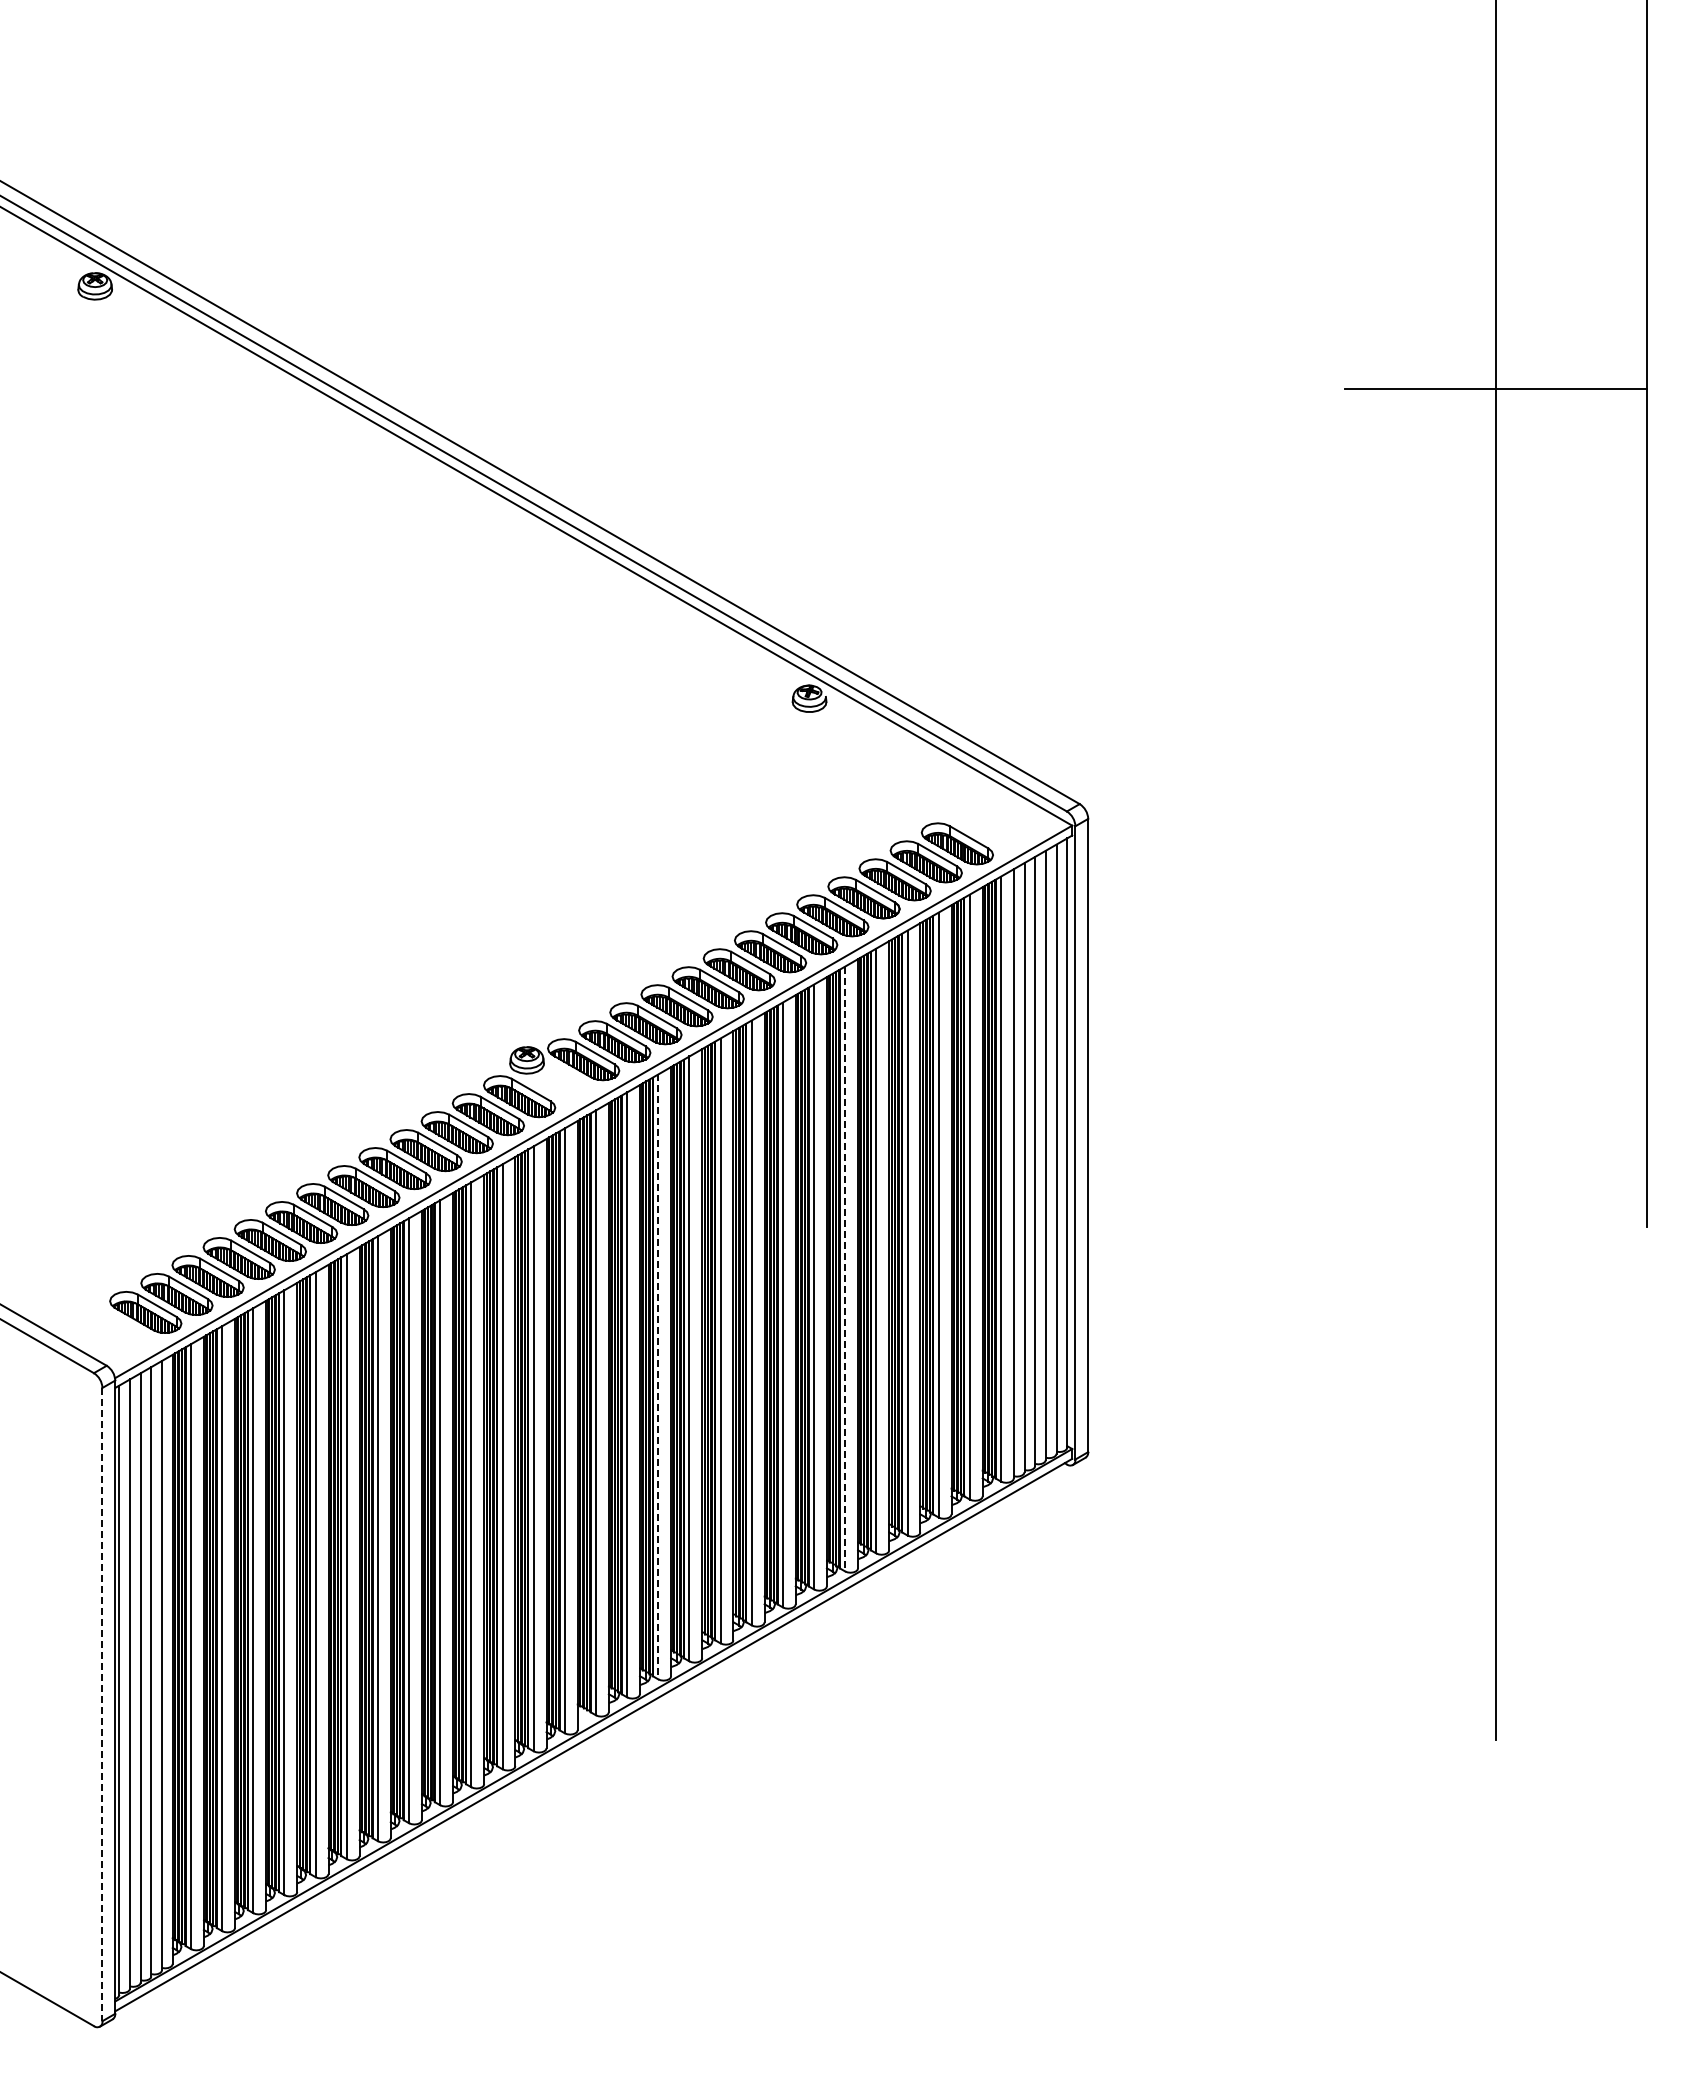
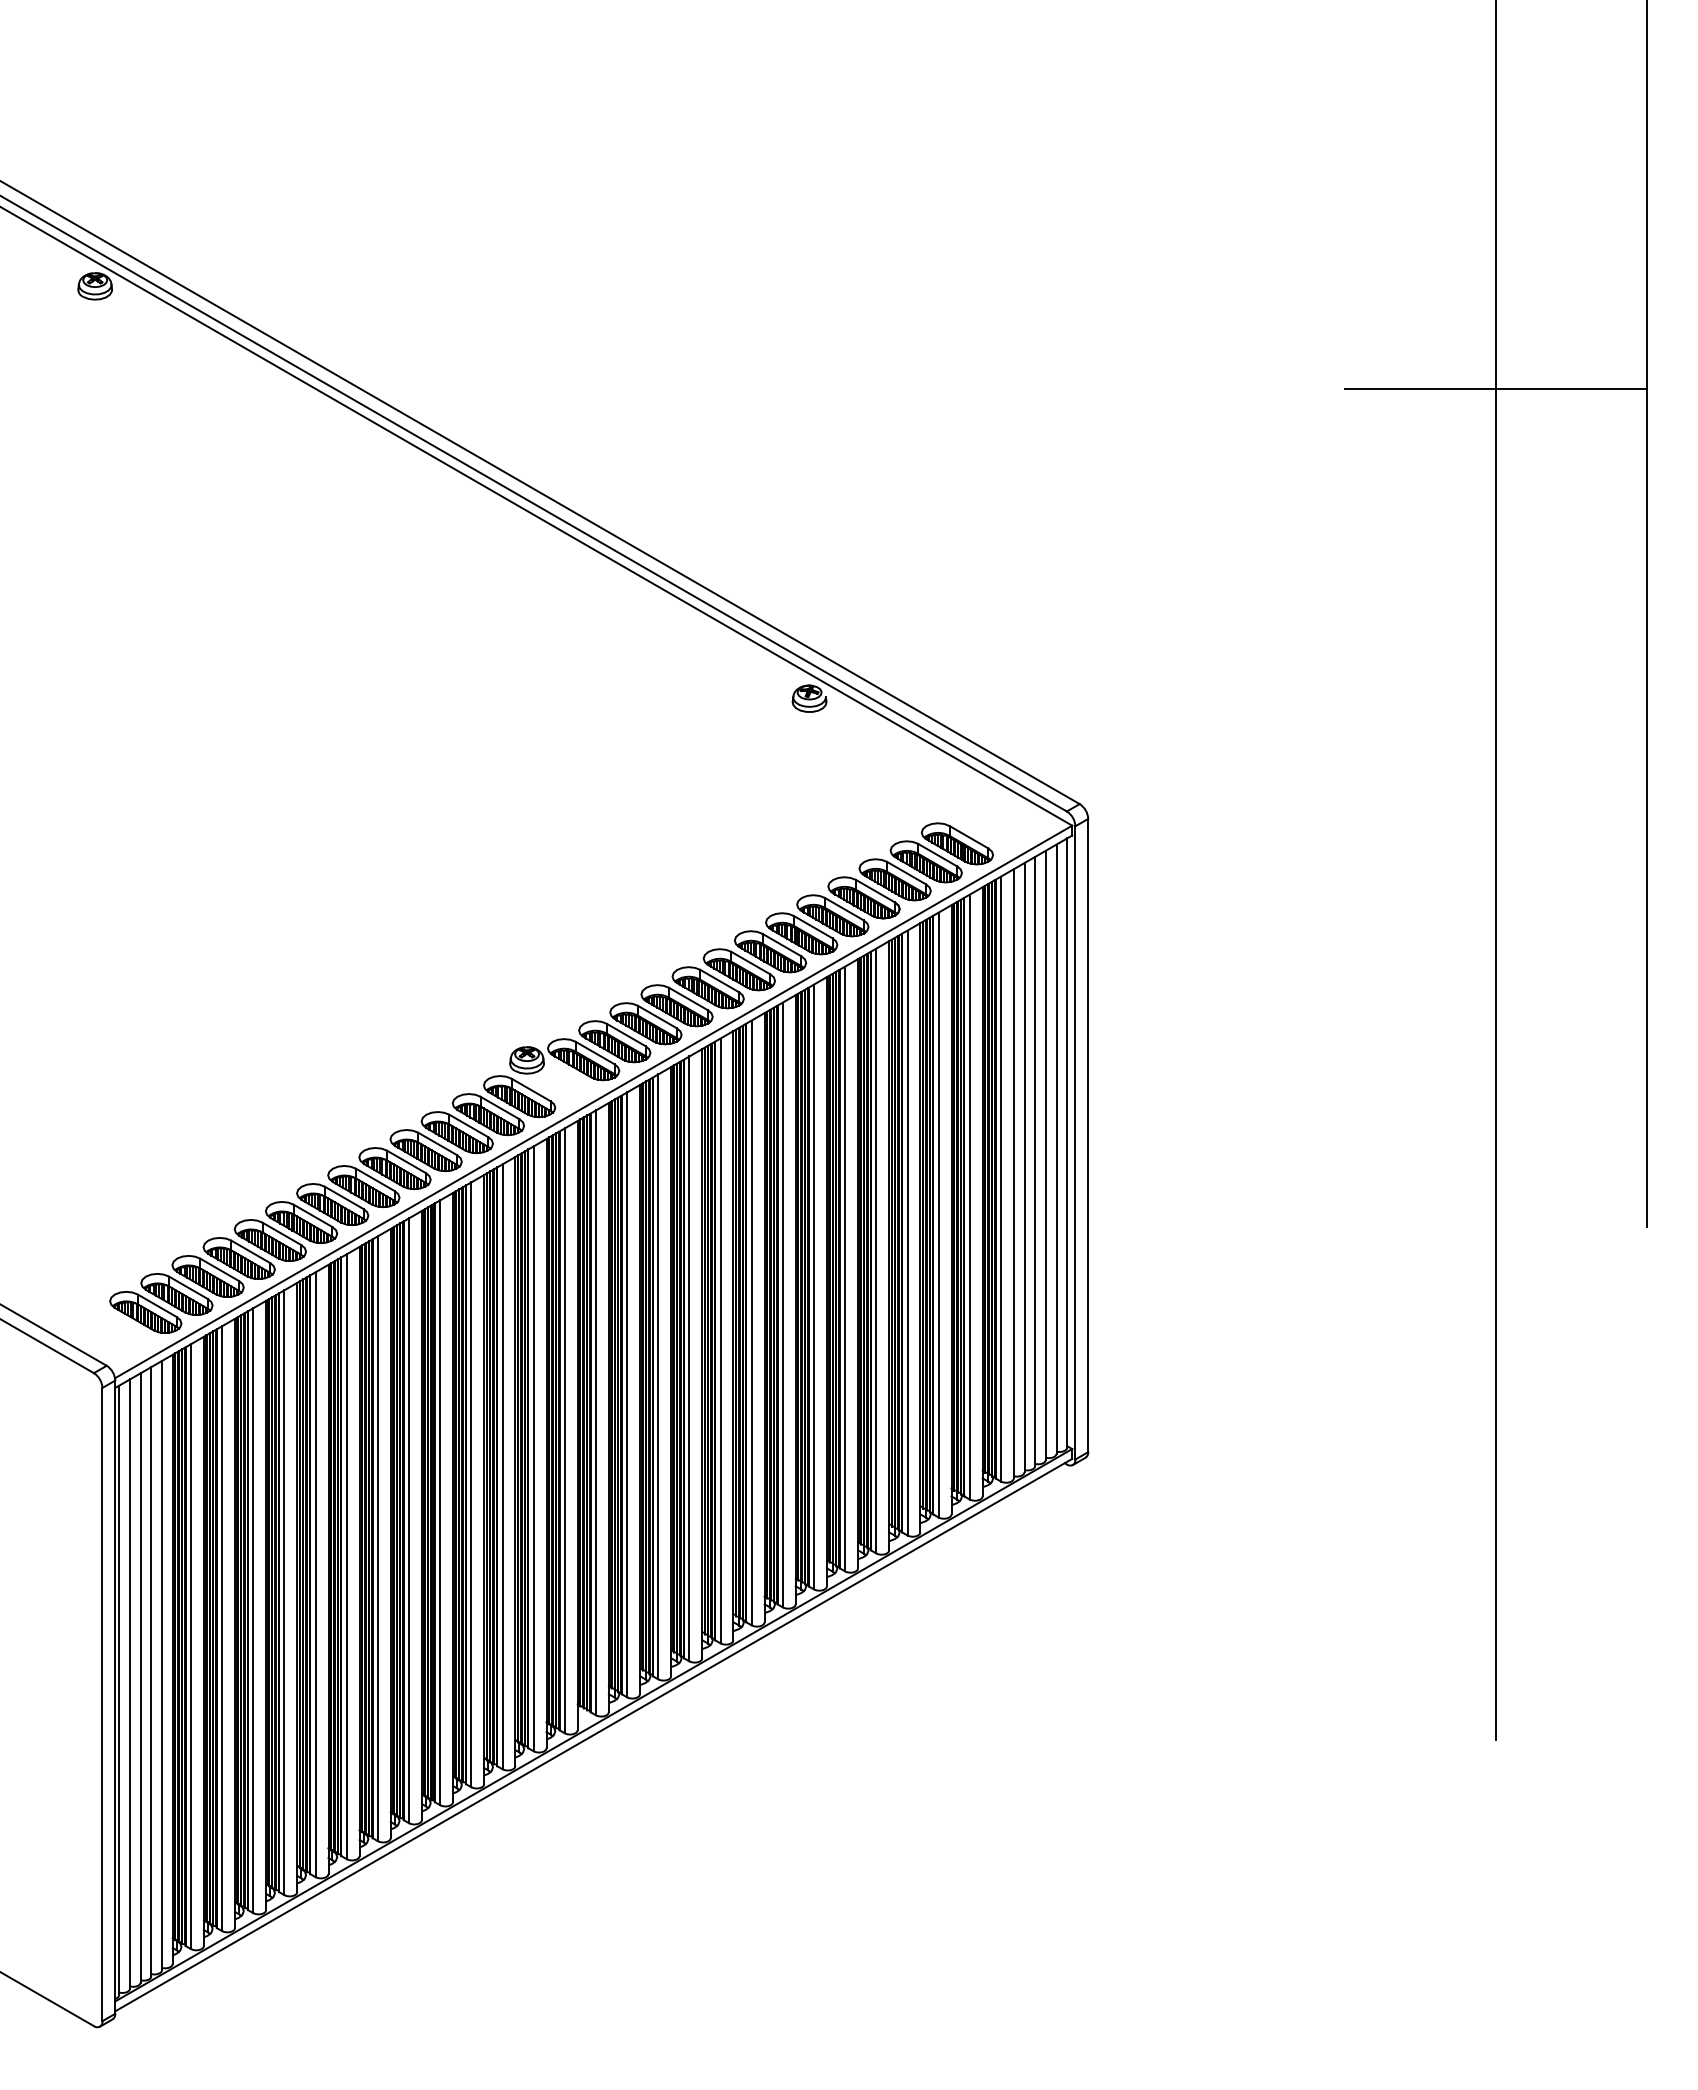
line: dashed -> solid (845, 1269)
line: dashed -> solid (658, 1377)
line: dashed -> solid (102, 1704)
